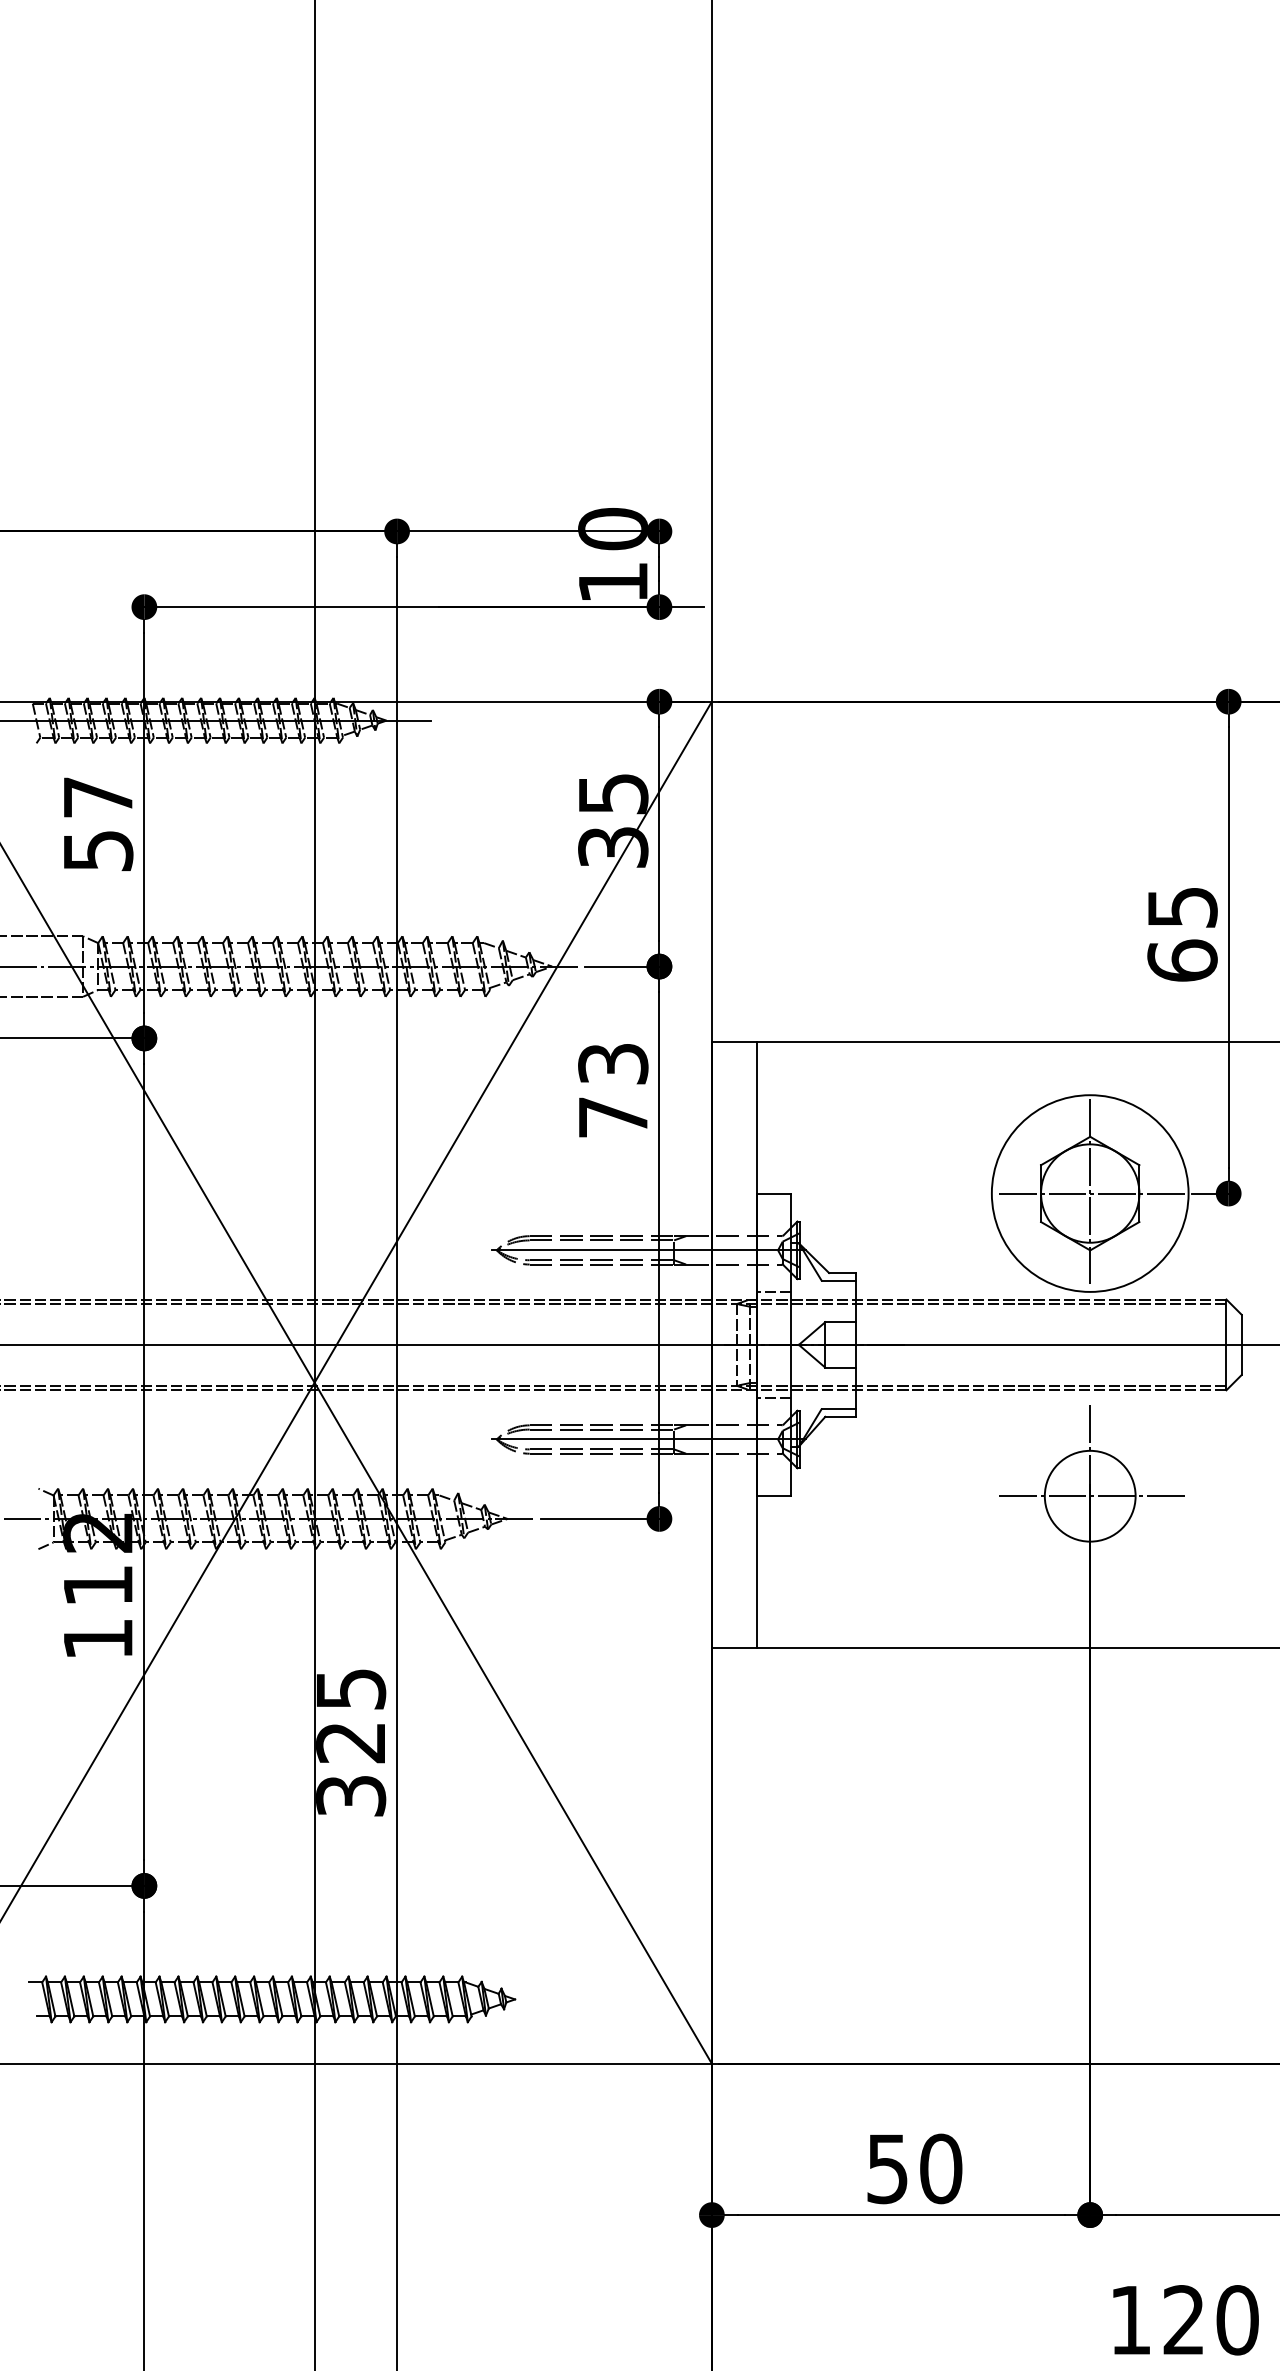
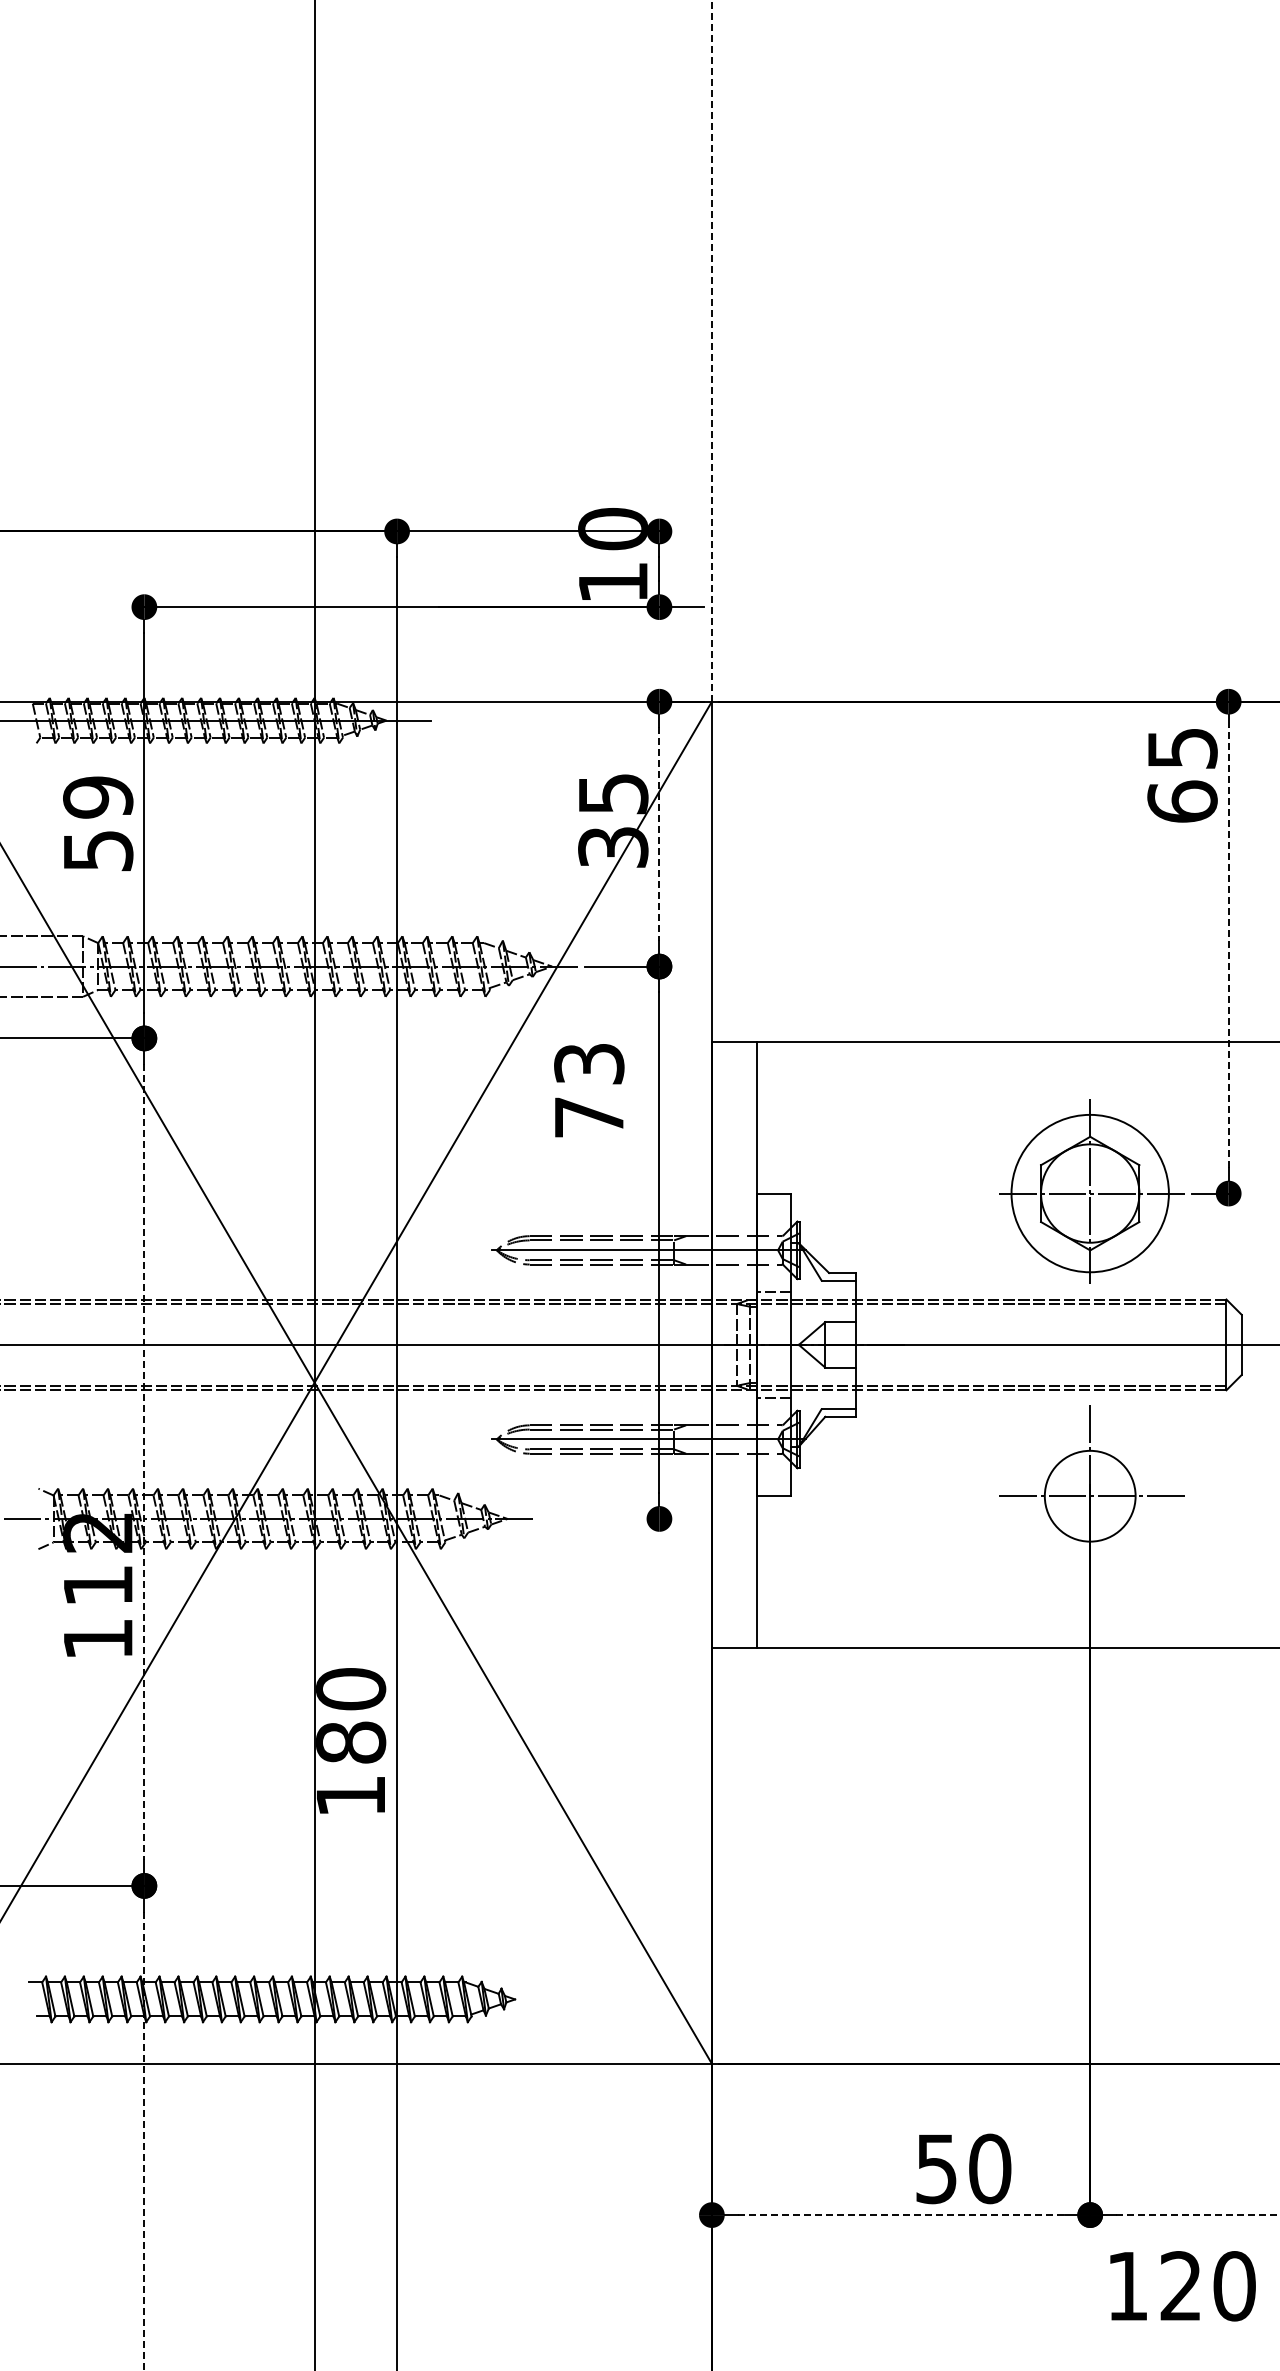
line: solid -> dashed (711, 350)
text: 57 -> 59 (98, 797)
line: solid -> dashed (659, 834)
text position: (1182, 934) -> (1182, 775) (1182, 775)
line: solid -> dashed (1228, 947)
text position: (613, 1090) -> (589, 1090) (589, 1090)
circle diameter: 197 px -> 157 px (1089, 1193)
line: solid -> dashed (144, 1462)
line: present -> none (603, 1518)
text: 325 -> 180 (351, 1742)
line: solid -> dashed (144, 2141)
text position: (914, 2168) -> (963, 2168) (963, 2168)
line: solid -> dashed (901, 2215)
line: solid -> dashed (1197, 2215)
text position: (1185, 2320) -> (1182, 2286) (1182, 2286)
